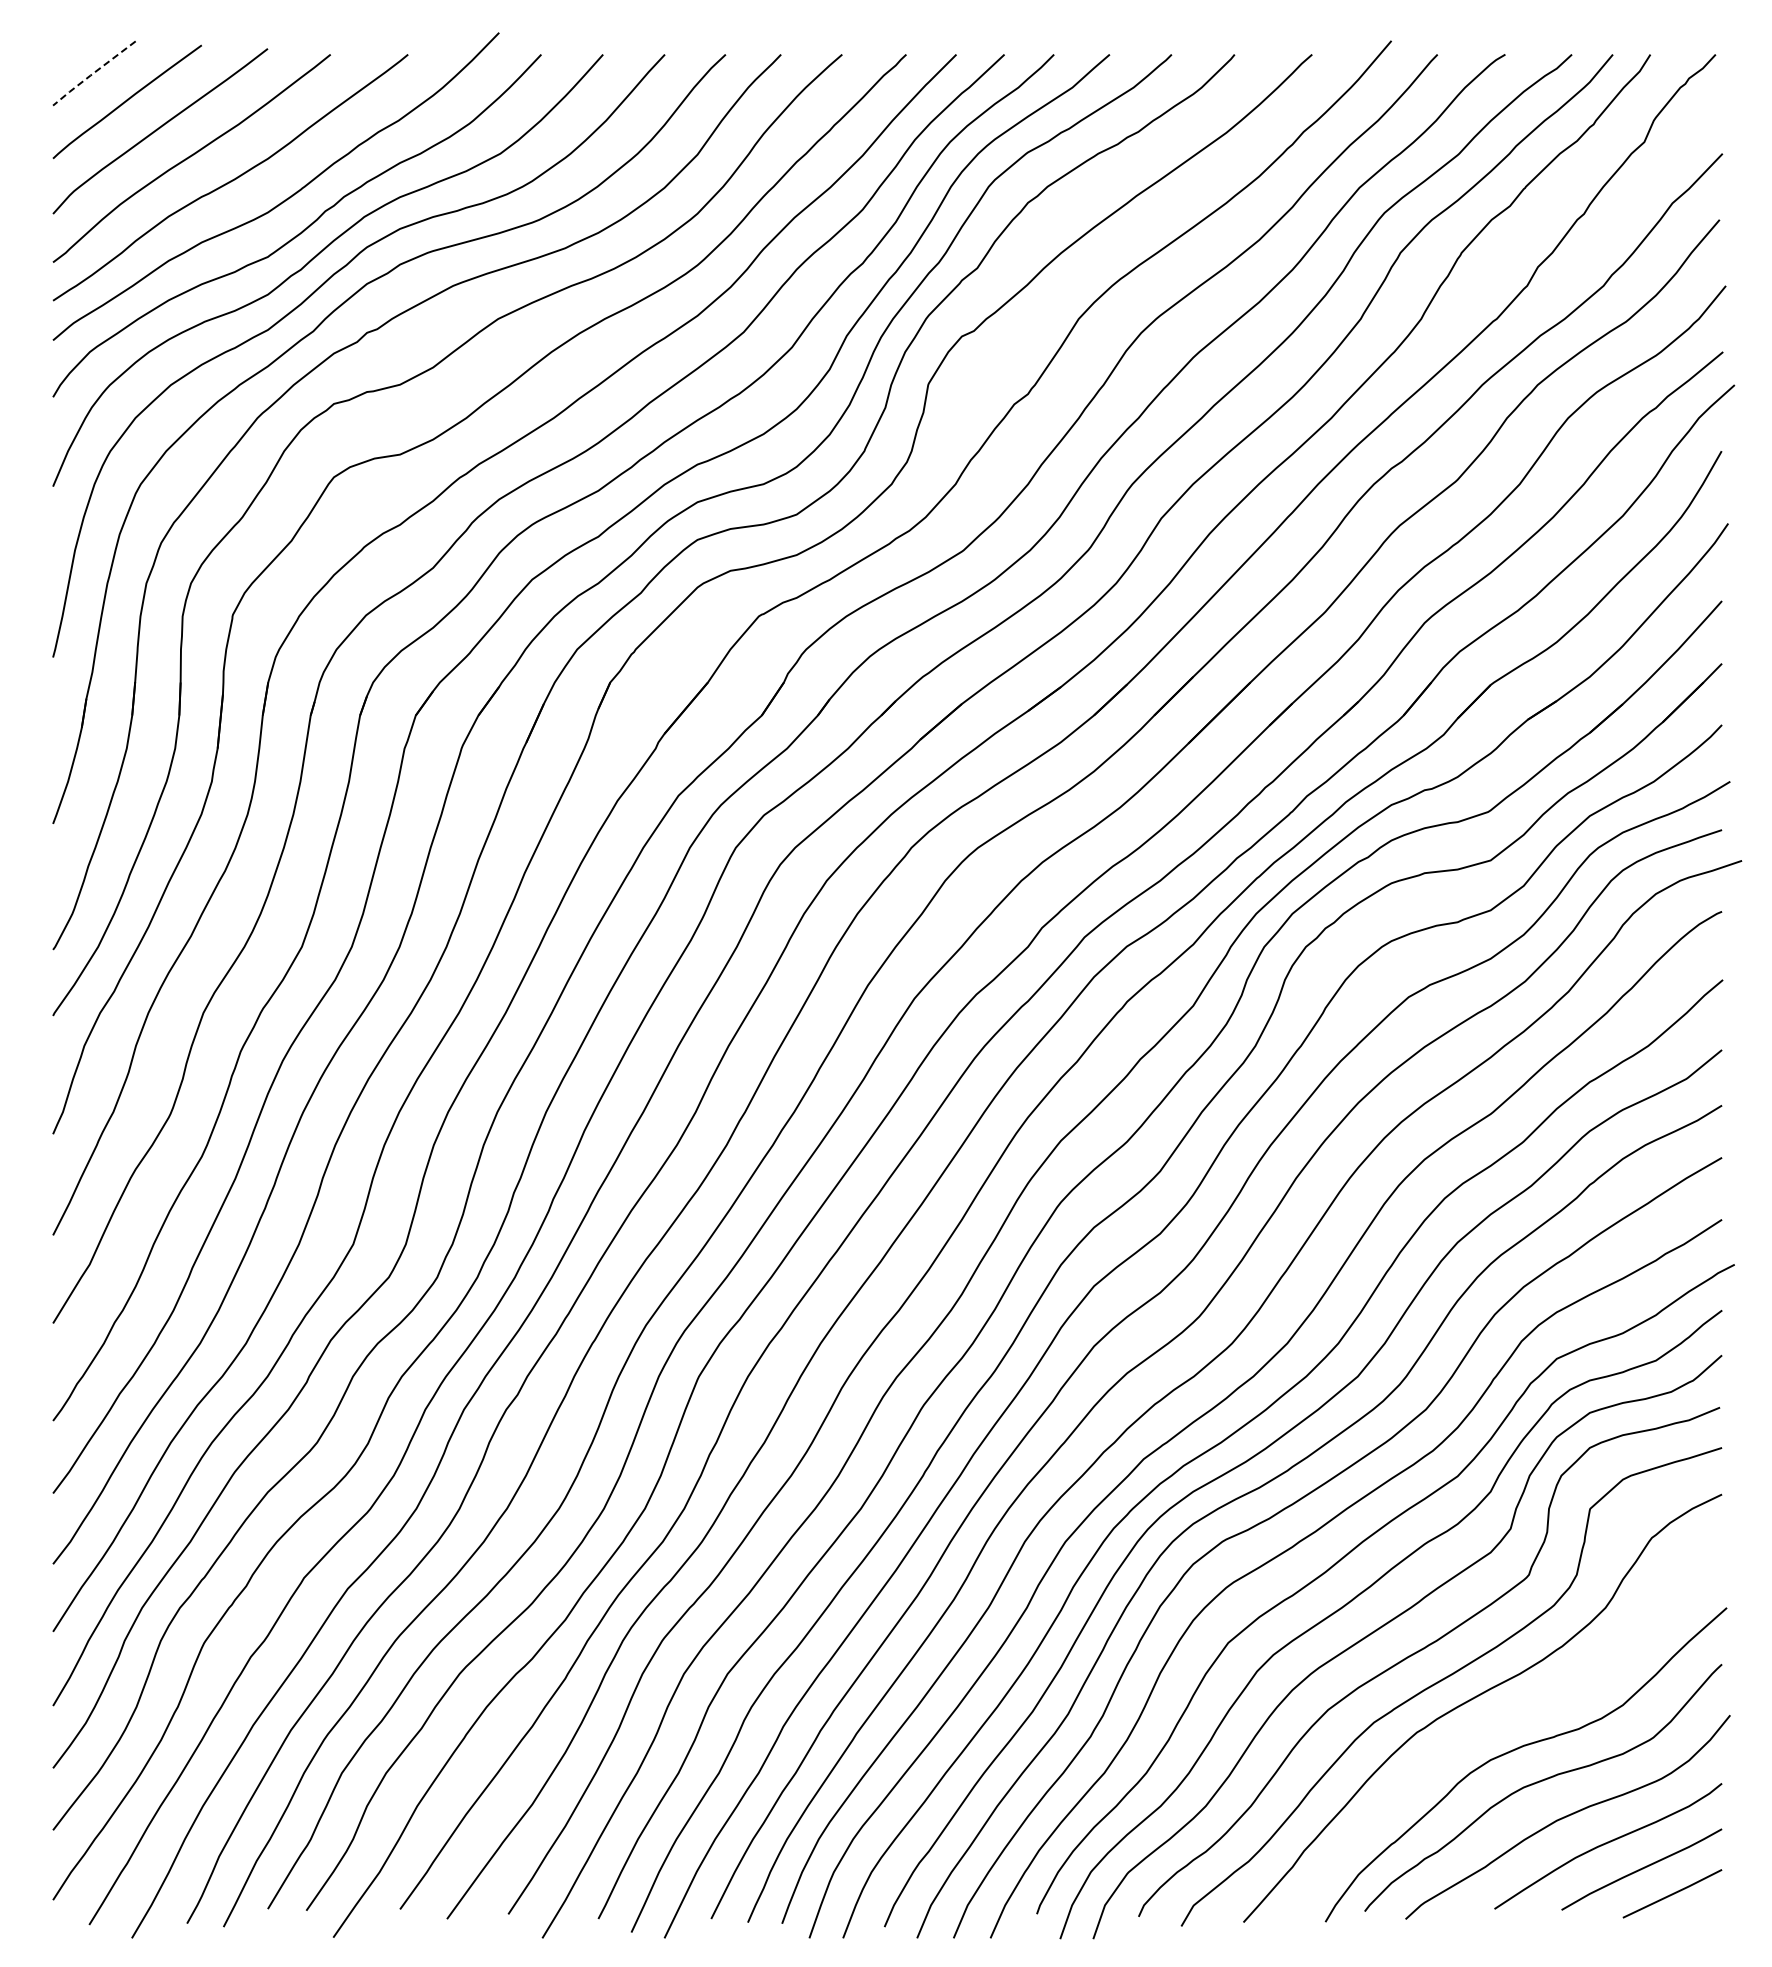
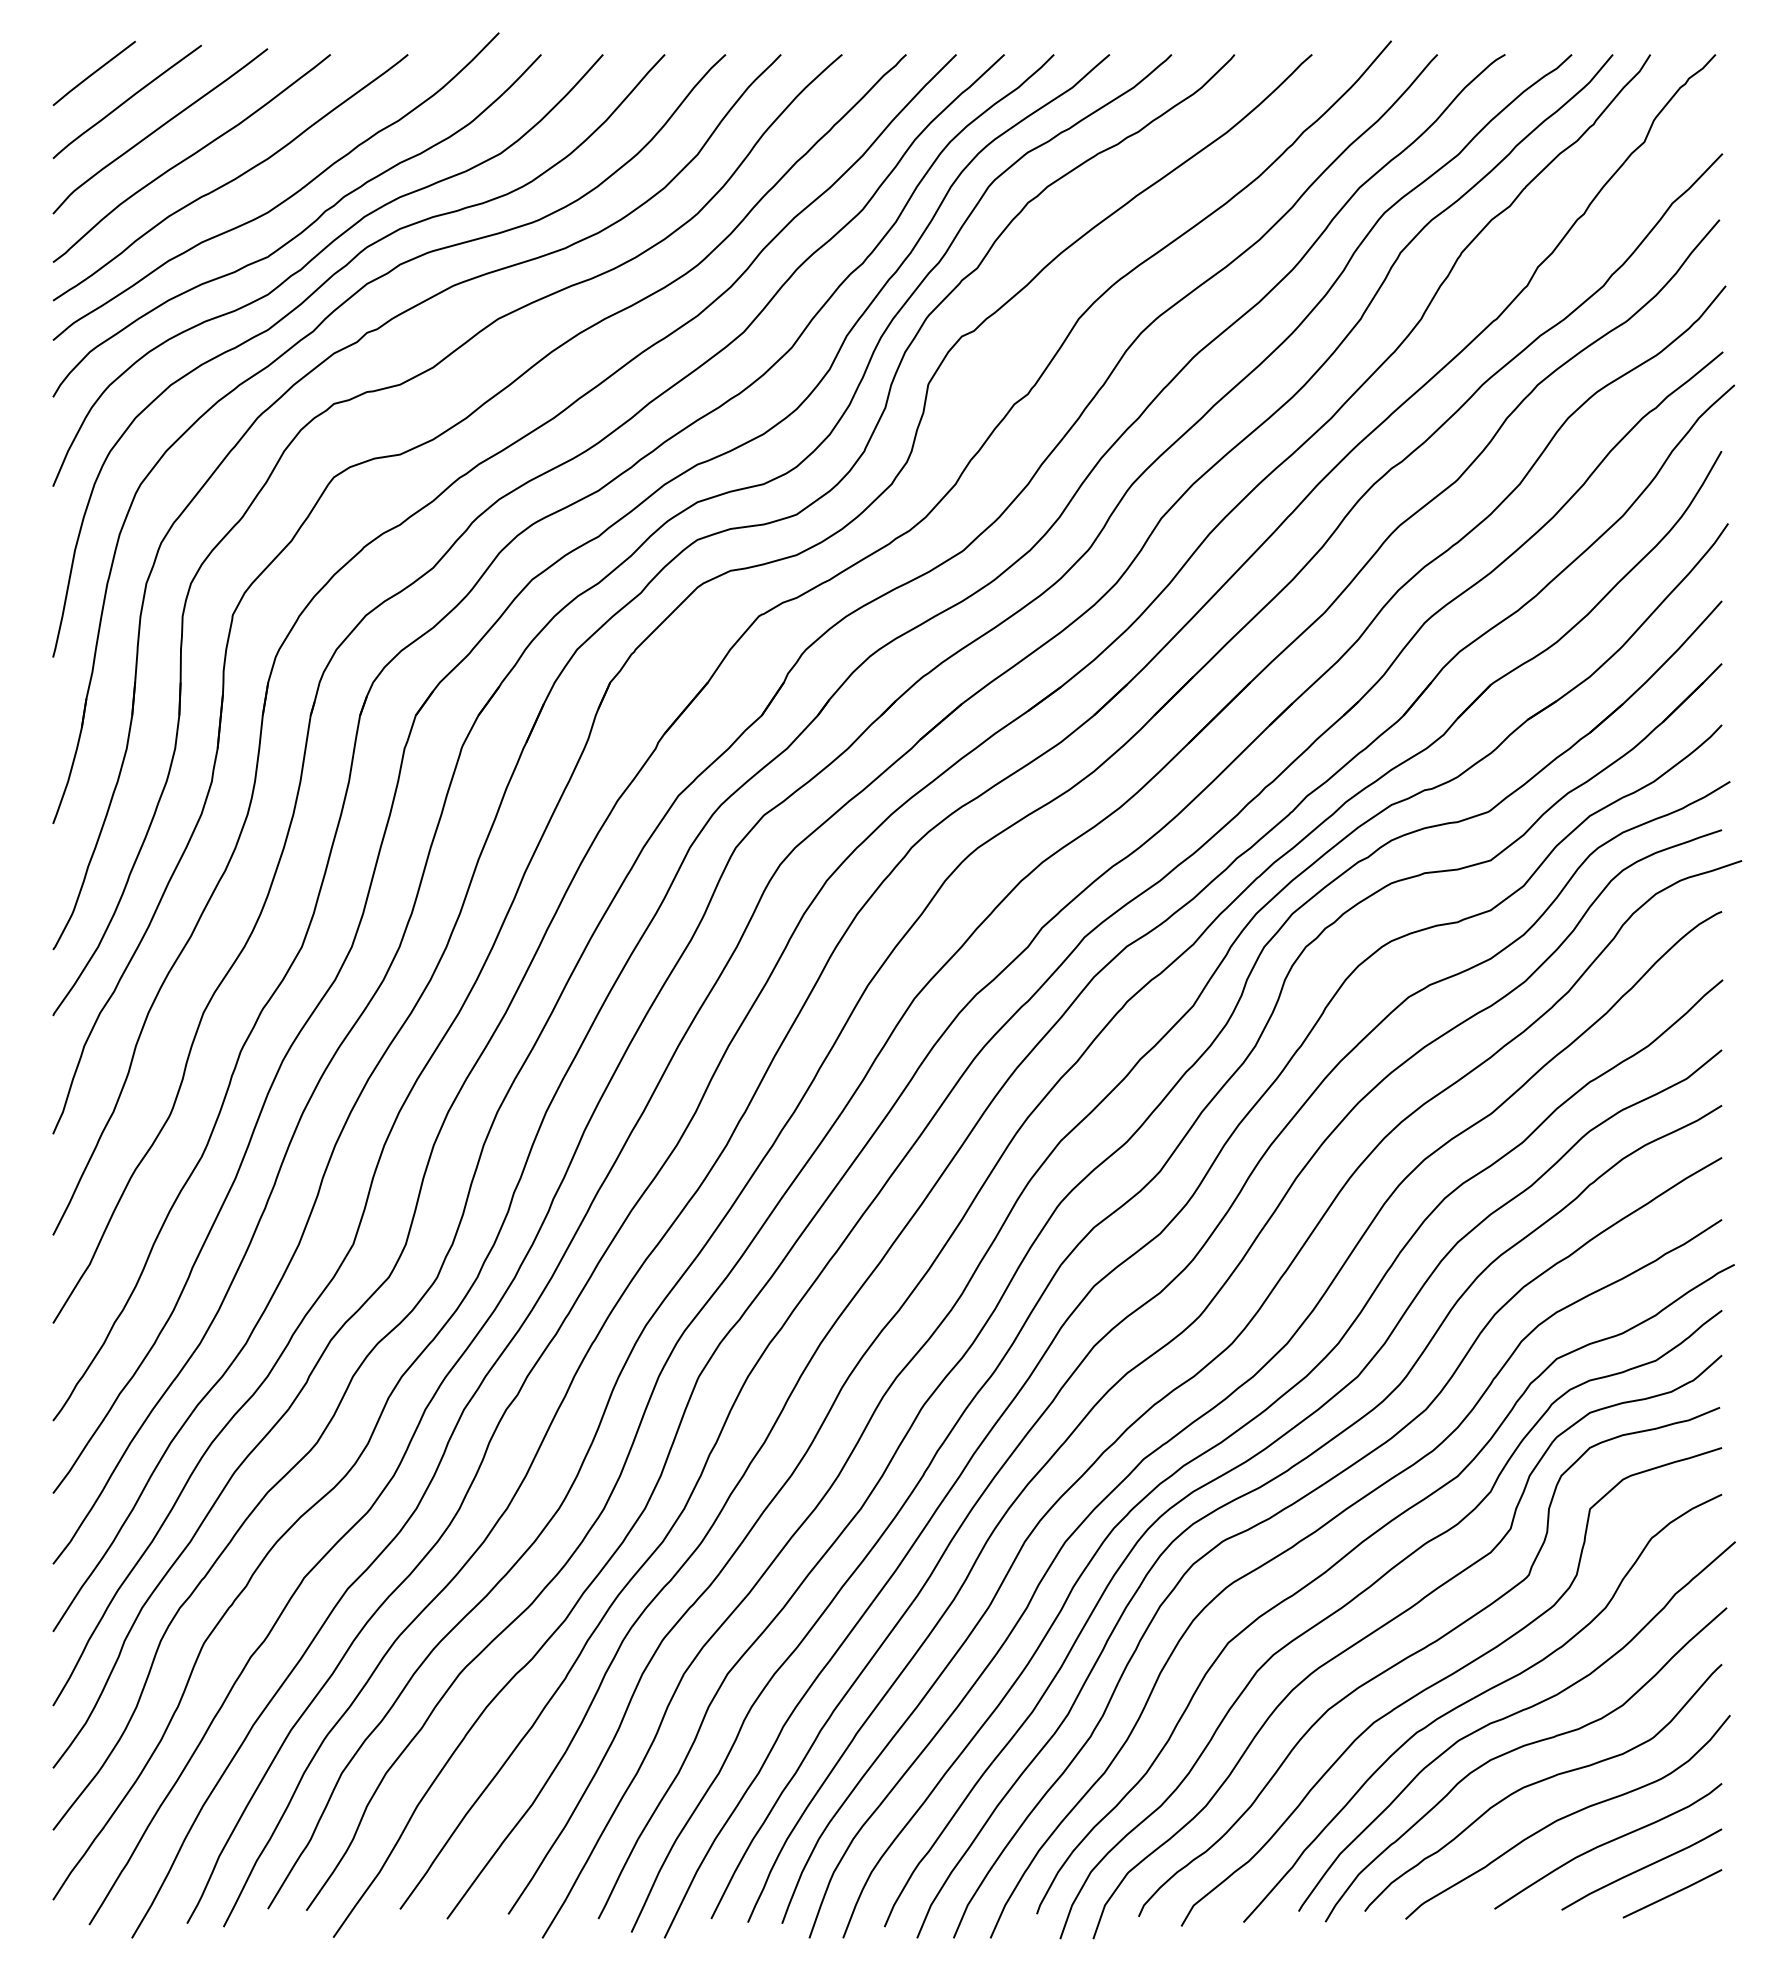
line: dashed -> solid (92, 73)
curve: none -> present (1511, 1716)
